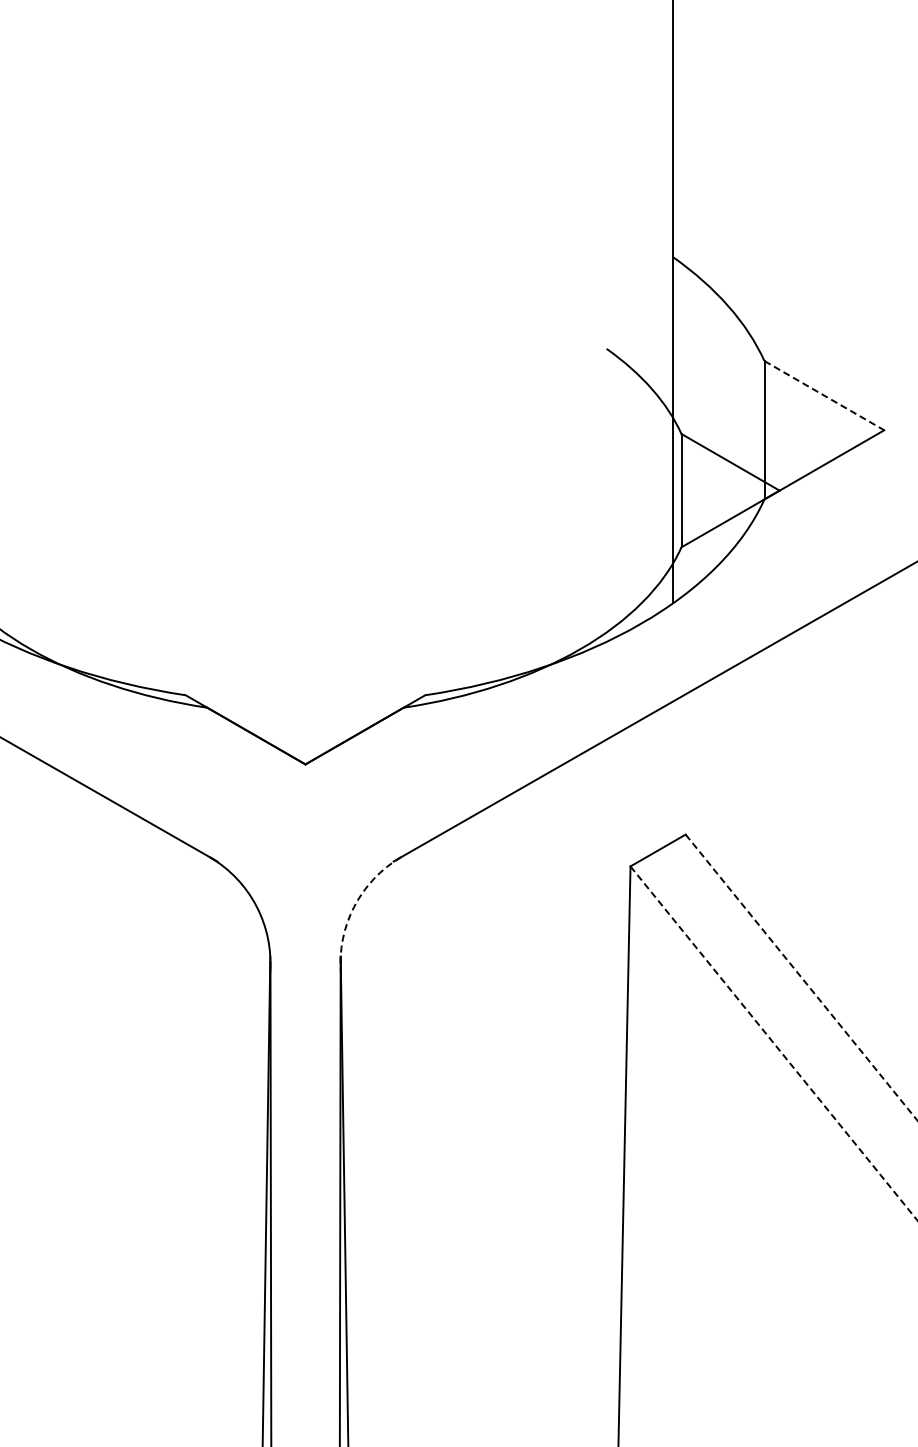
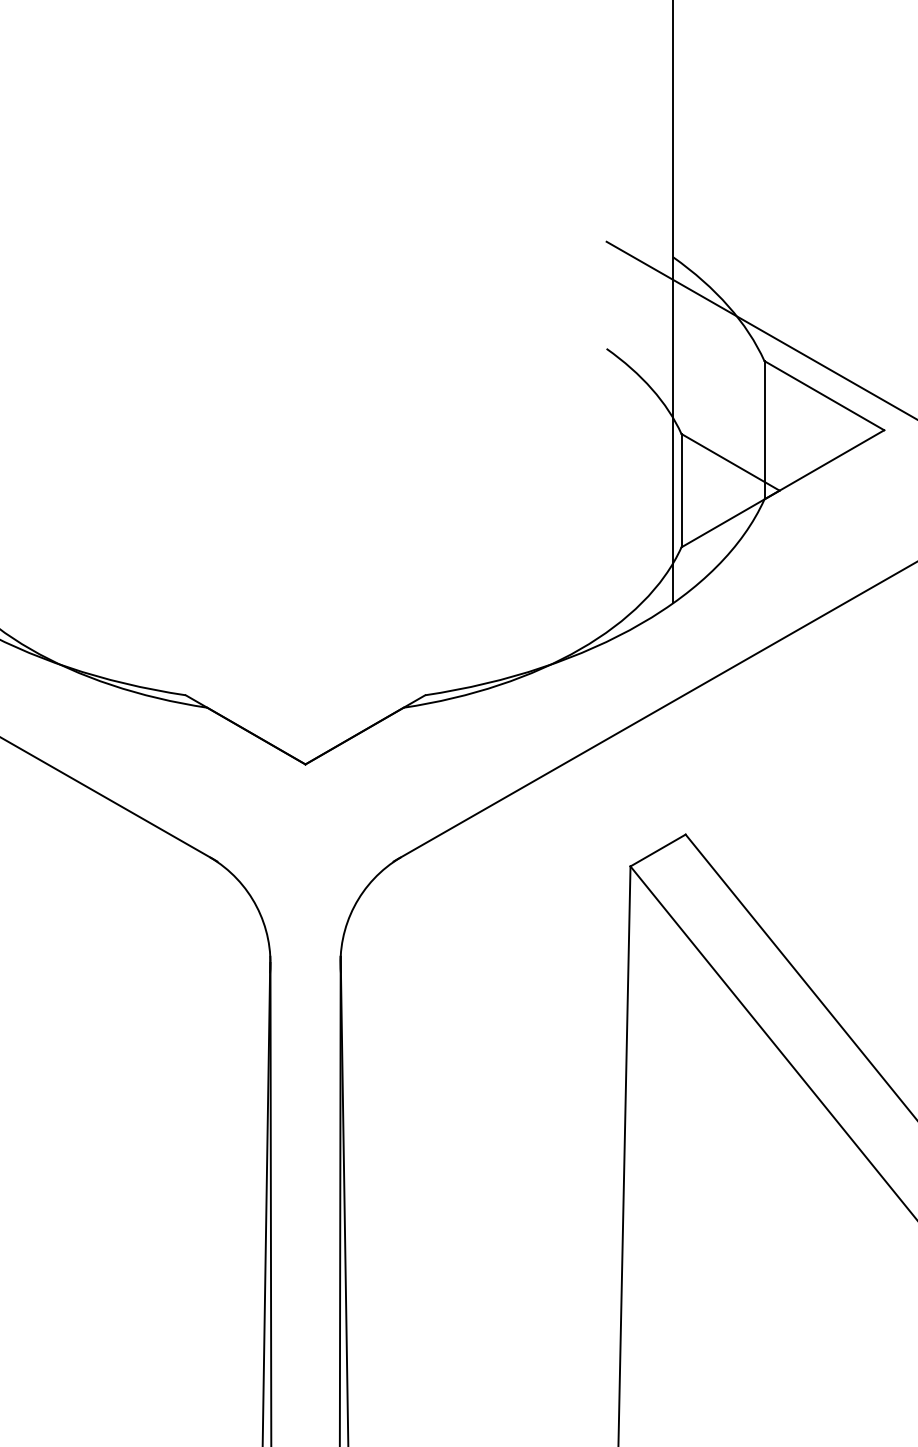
line: none -> present (760, 329)
line: dashed -> solid (824, 395)
arc: dashed -> solid (354, 906)
line: dashed -> solid (802, 978)
line: dashed -> solid (773, 1043)
